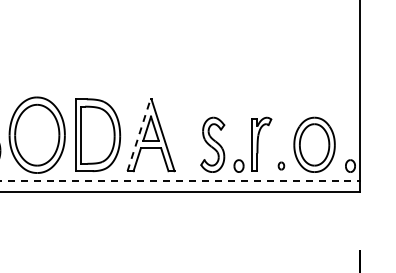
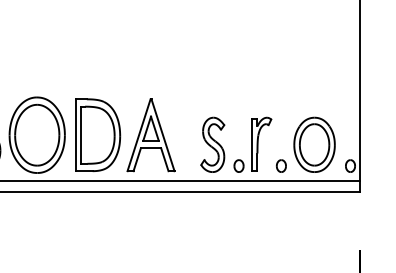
line: dashed -> solid (139, 135)
part size: 9x10 px -> 11x14 px (281, 165)
line: dashed -> solid (180, 181)
